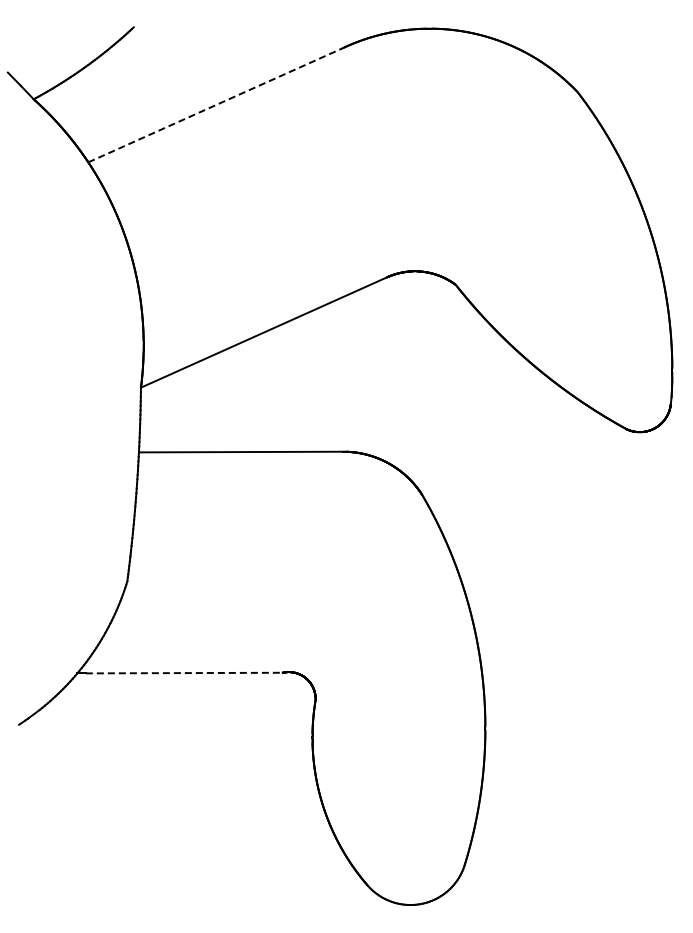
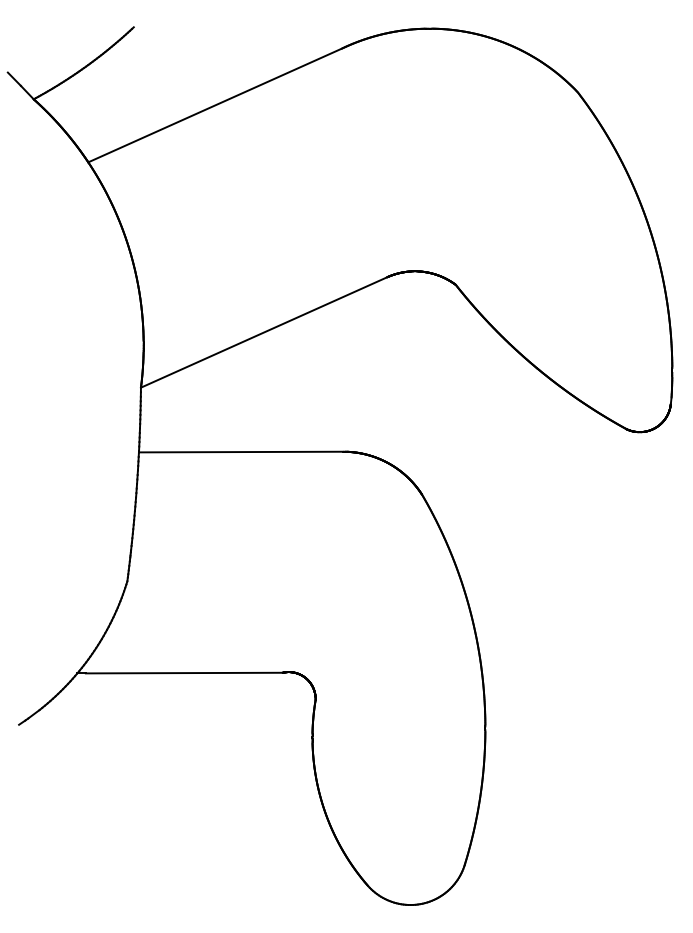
line: dashed -> solid (215, 105)
line: dashed -> solid (184, 673)
